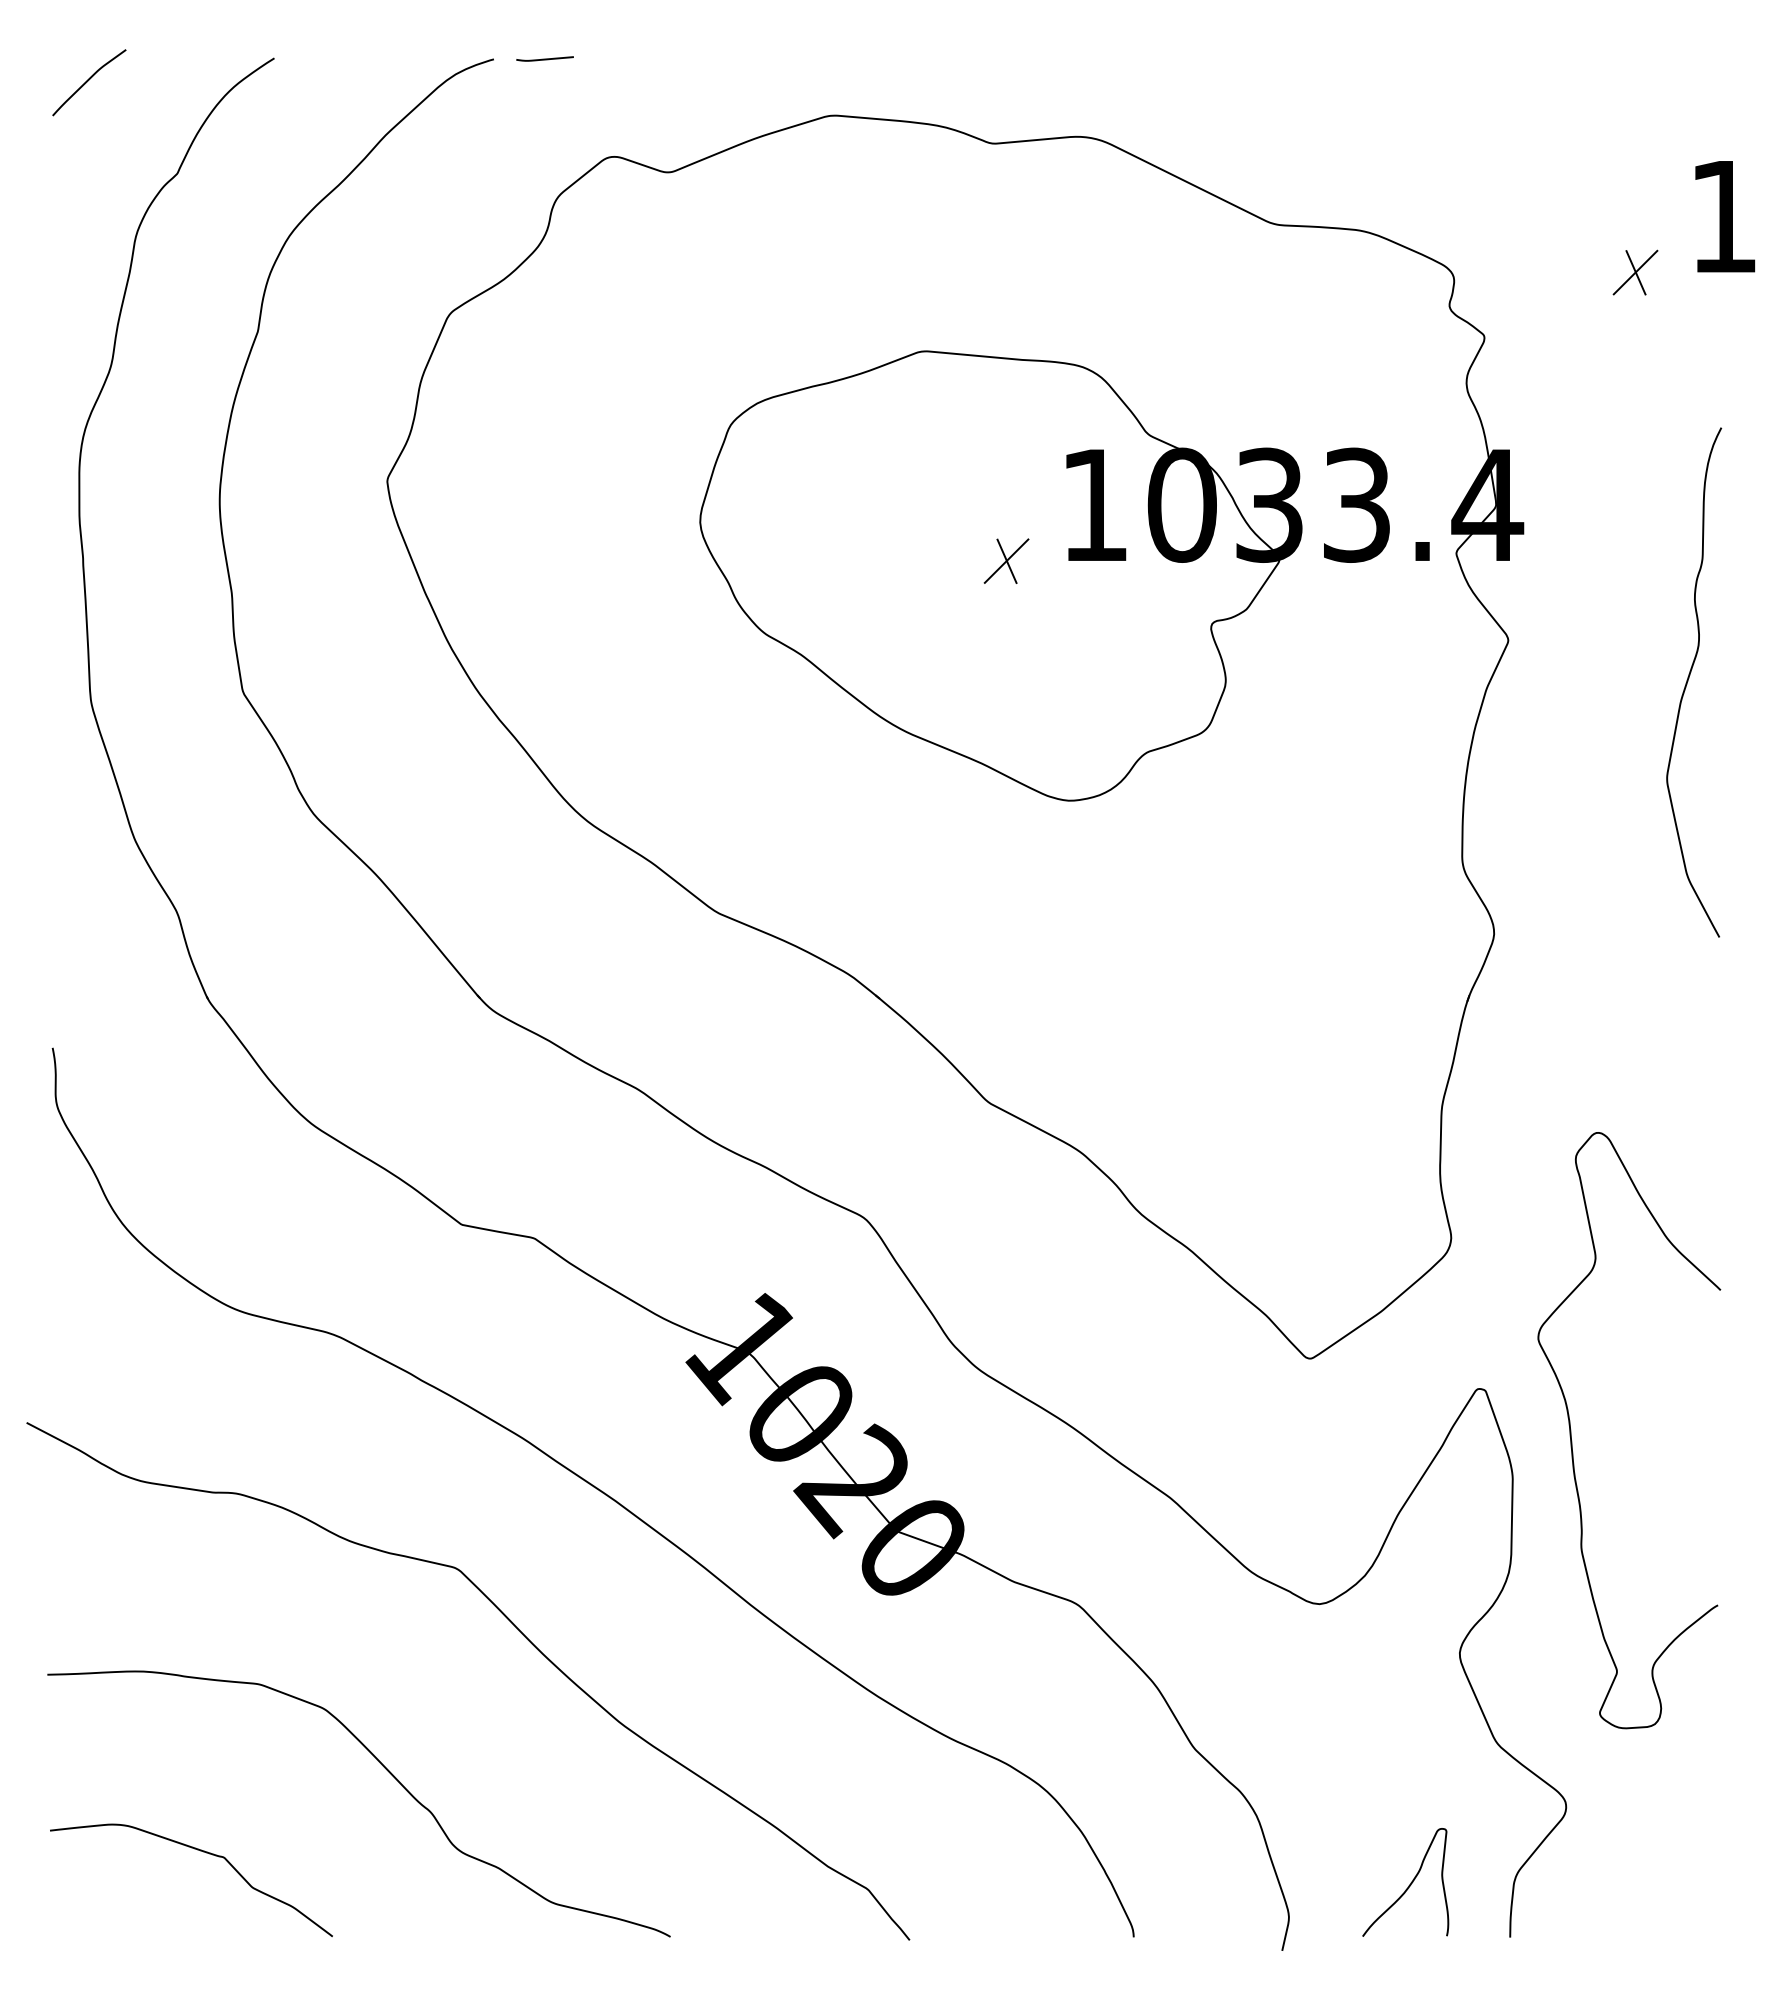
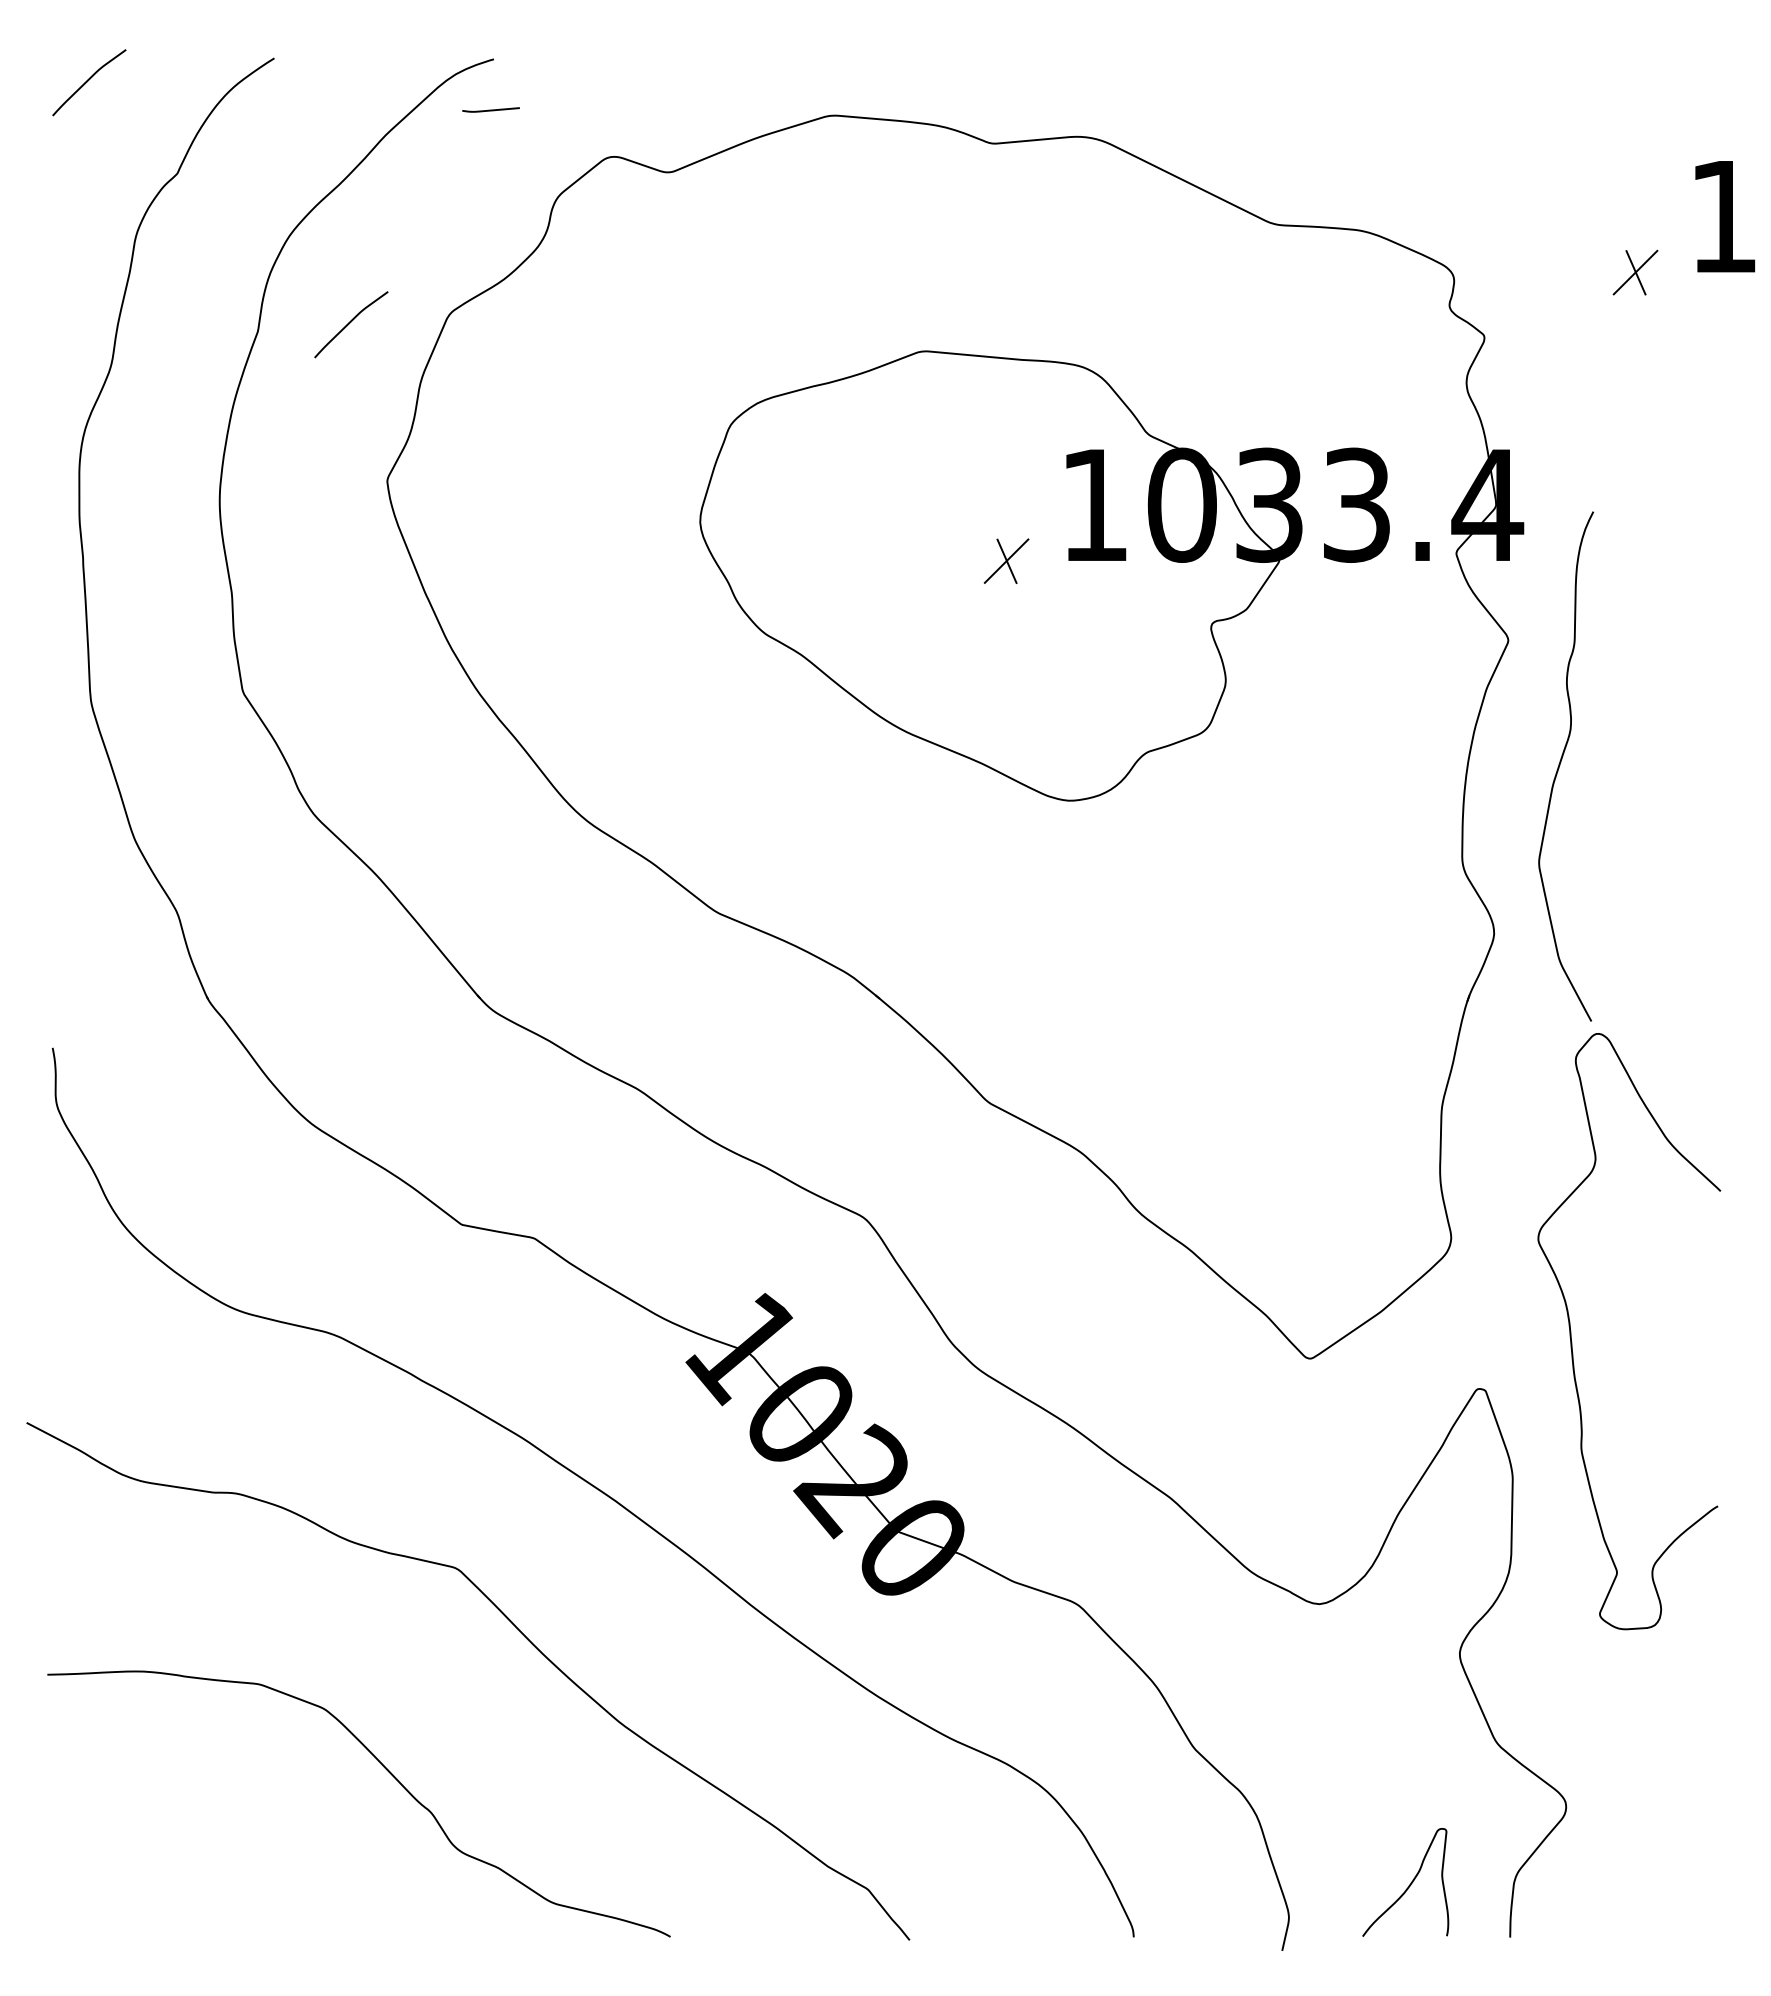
line position: (544, 58) -> (490, 109) (490, 109)
curve: none -> present (350, 323)
curve position: (1688, 681) -> (1560, 765) (1560, 765)
curve position: (1572, 1440) -> (1572, 1341) (1572, 1341)
curve: present -> none (200, 1851)
